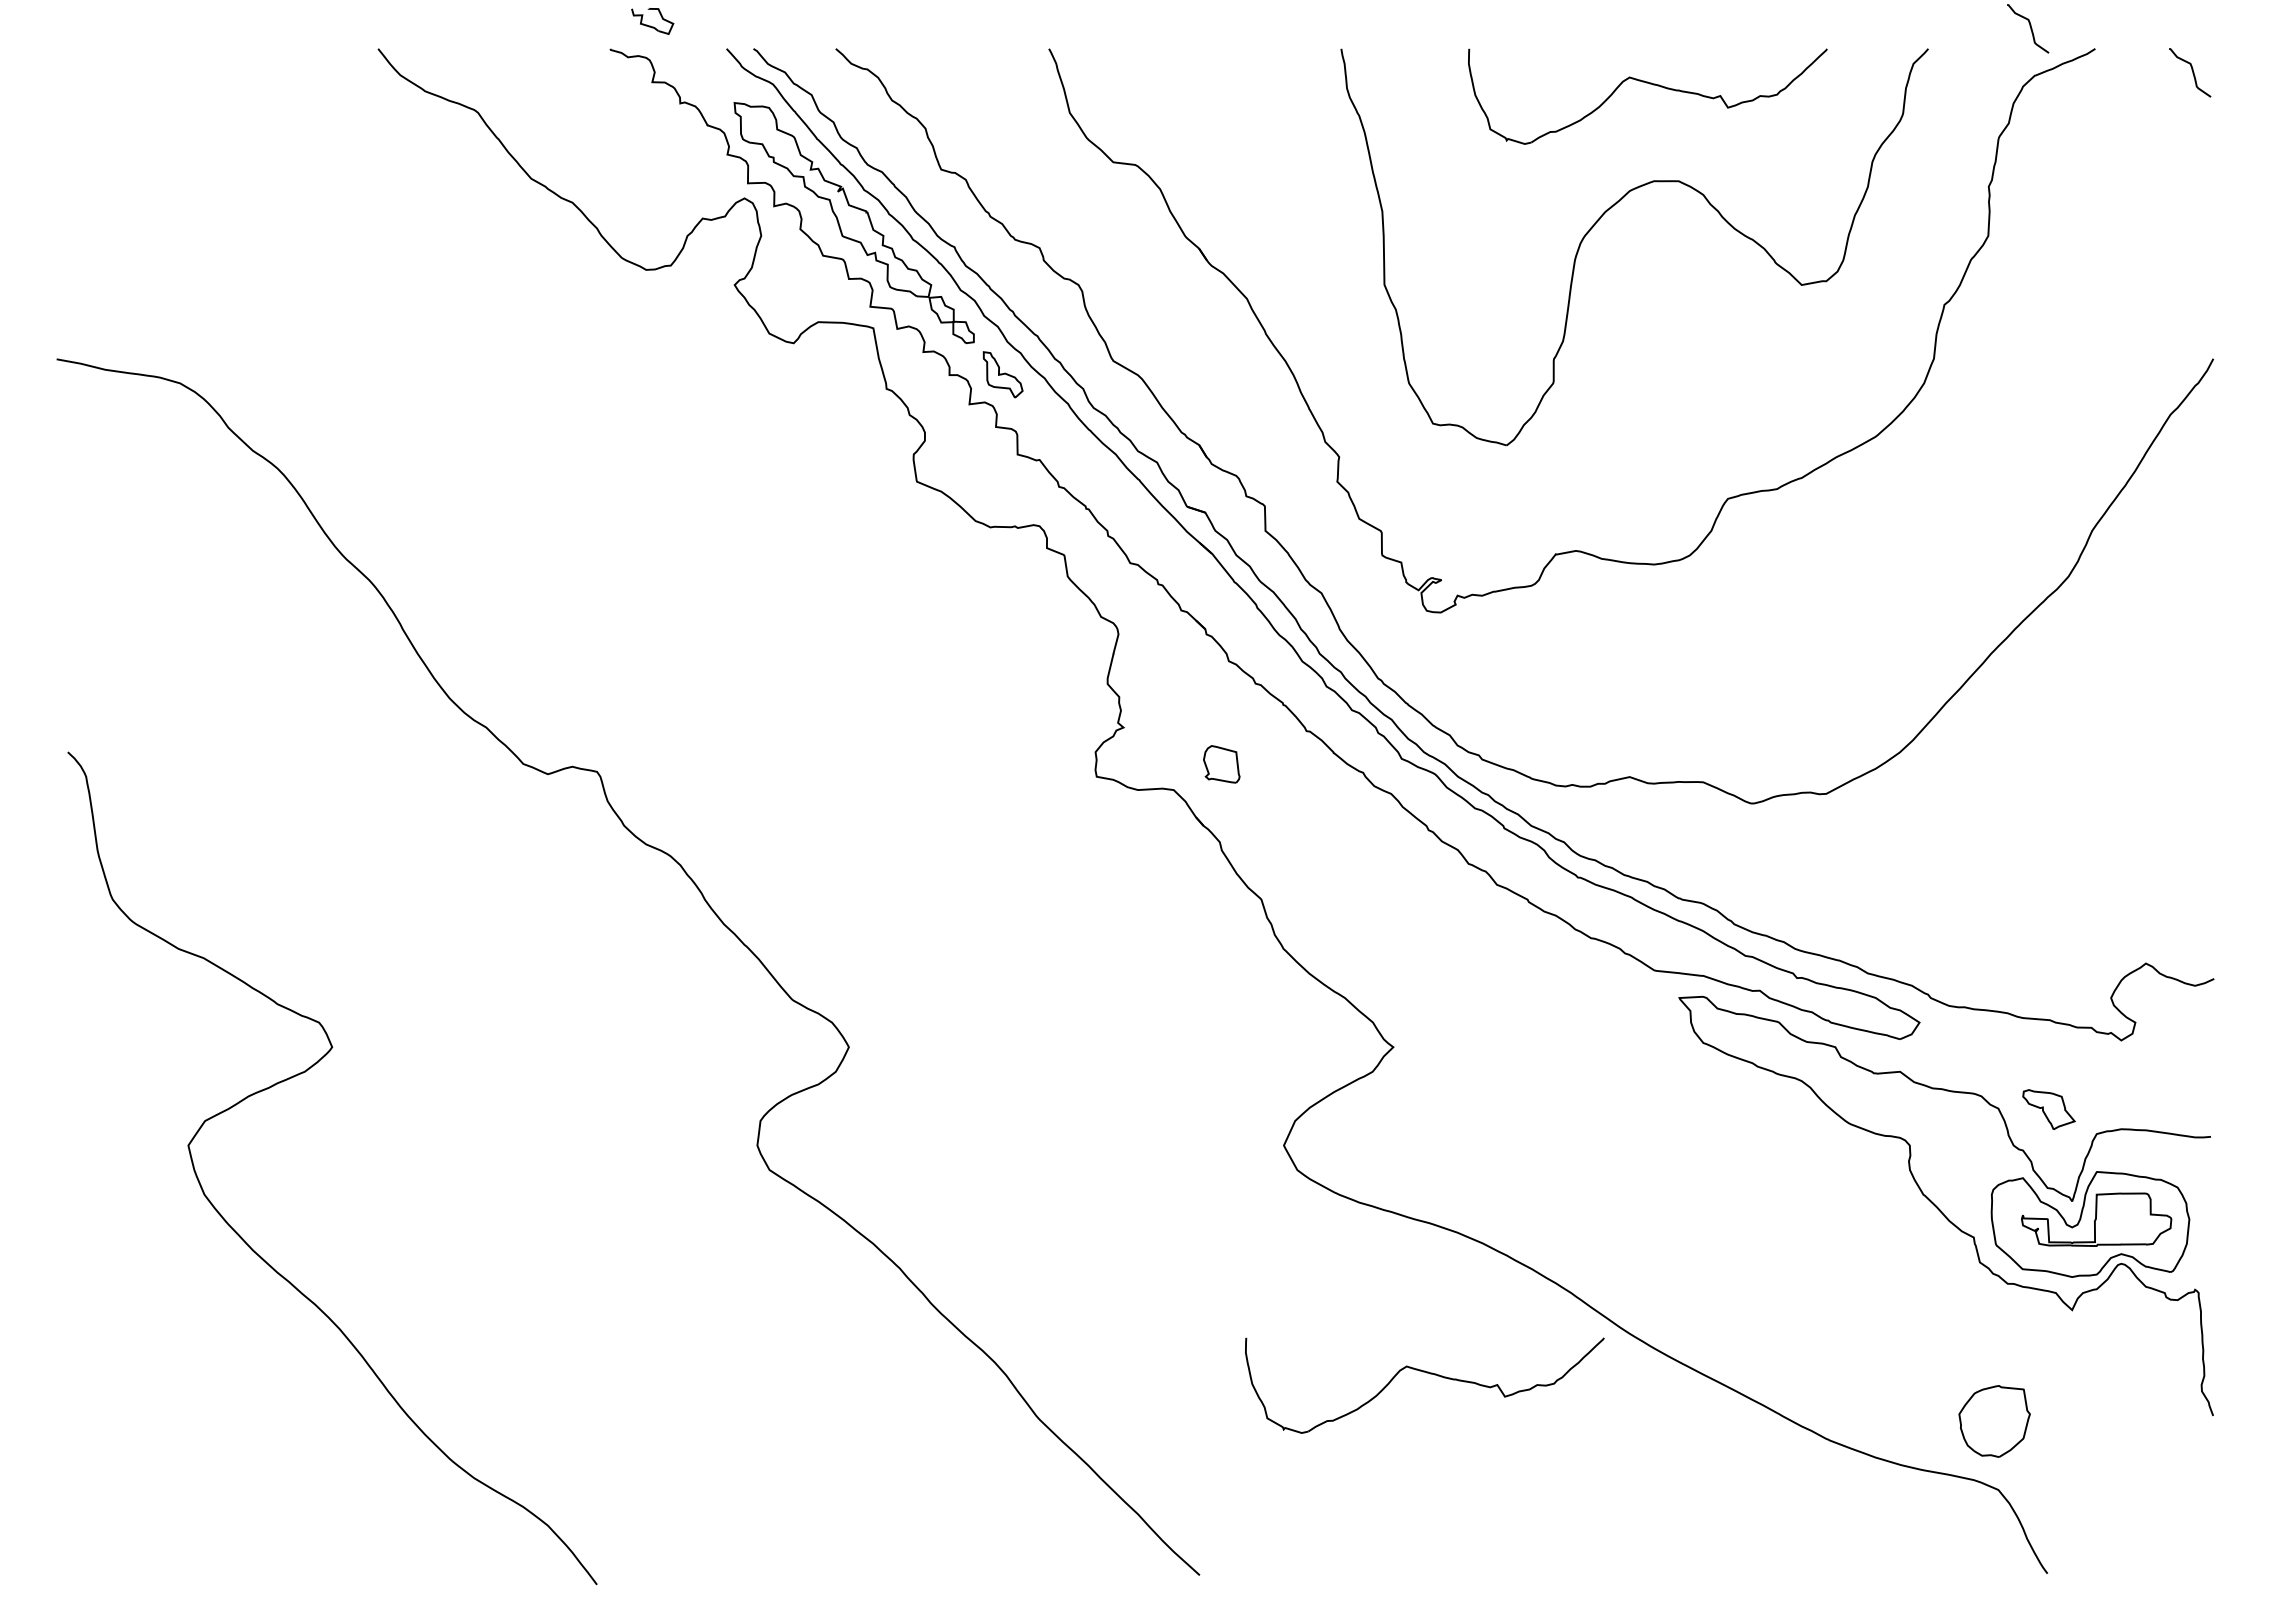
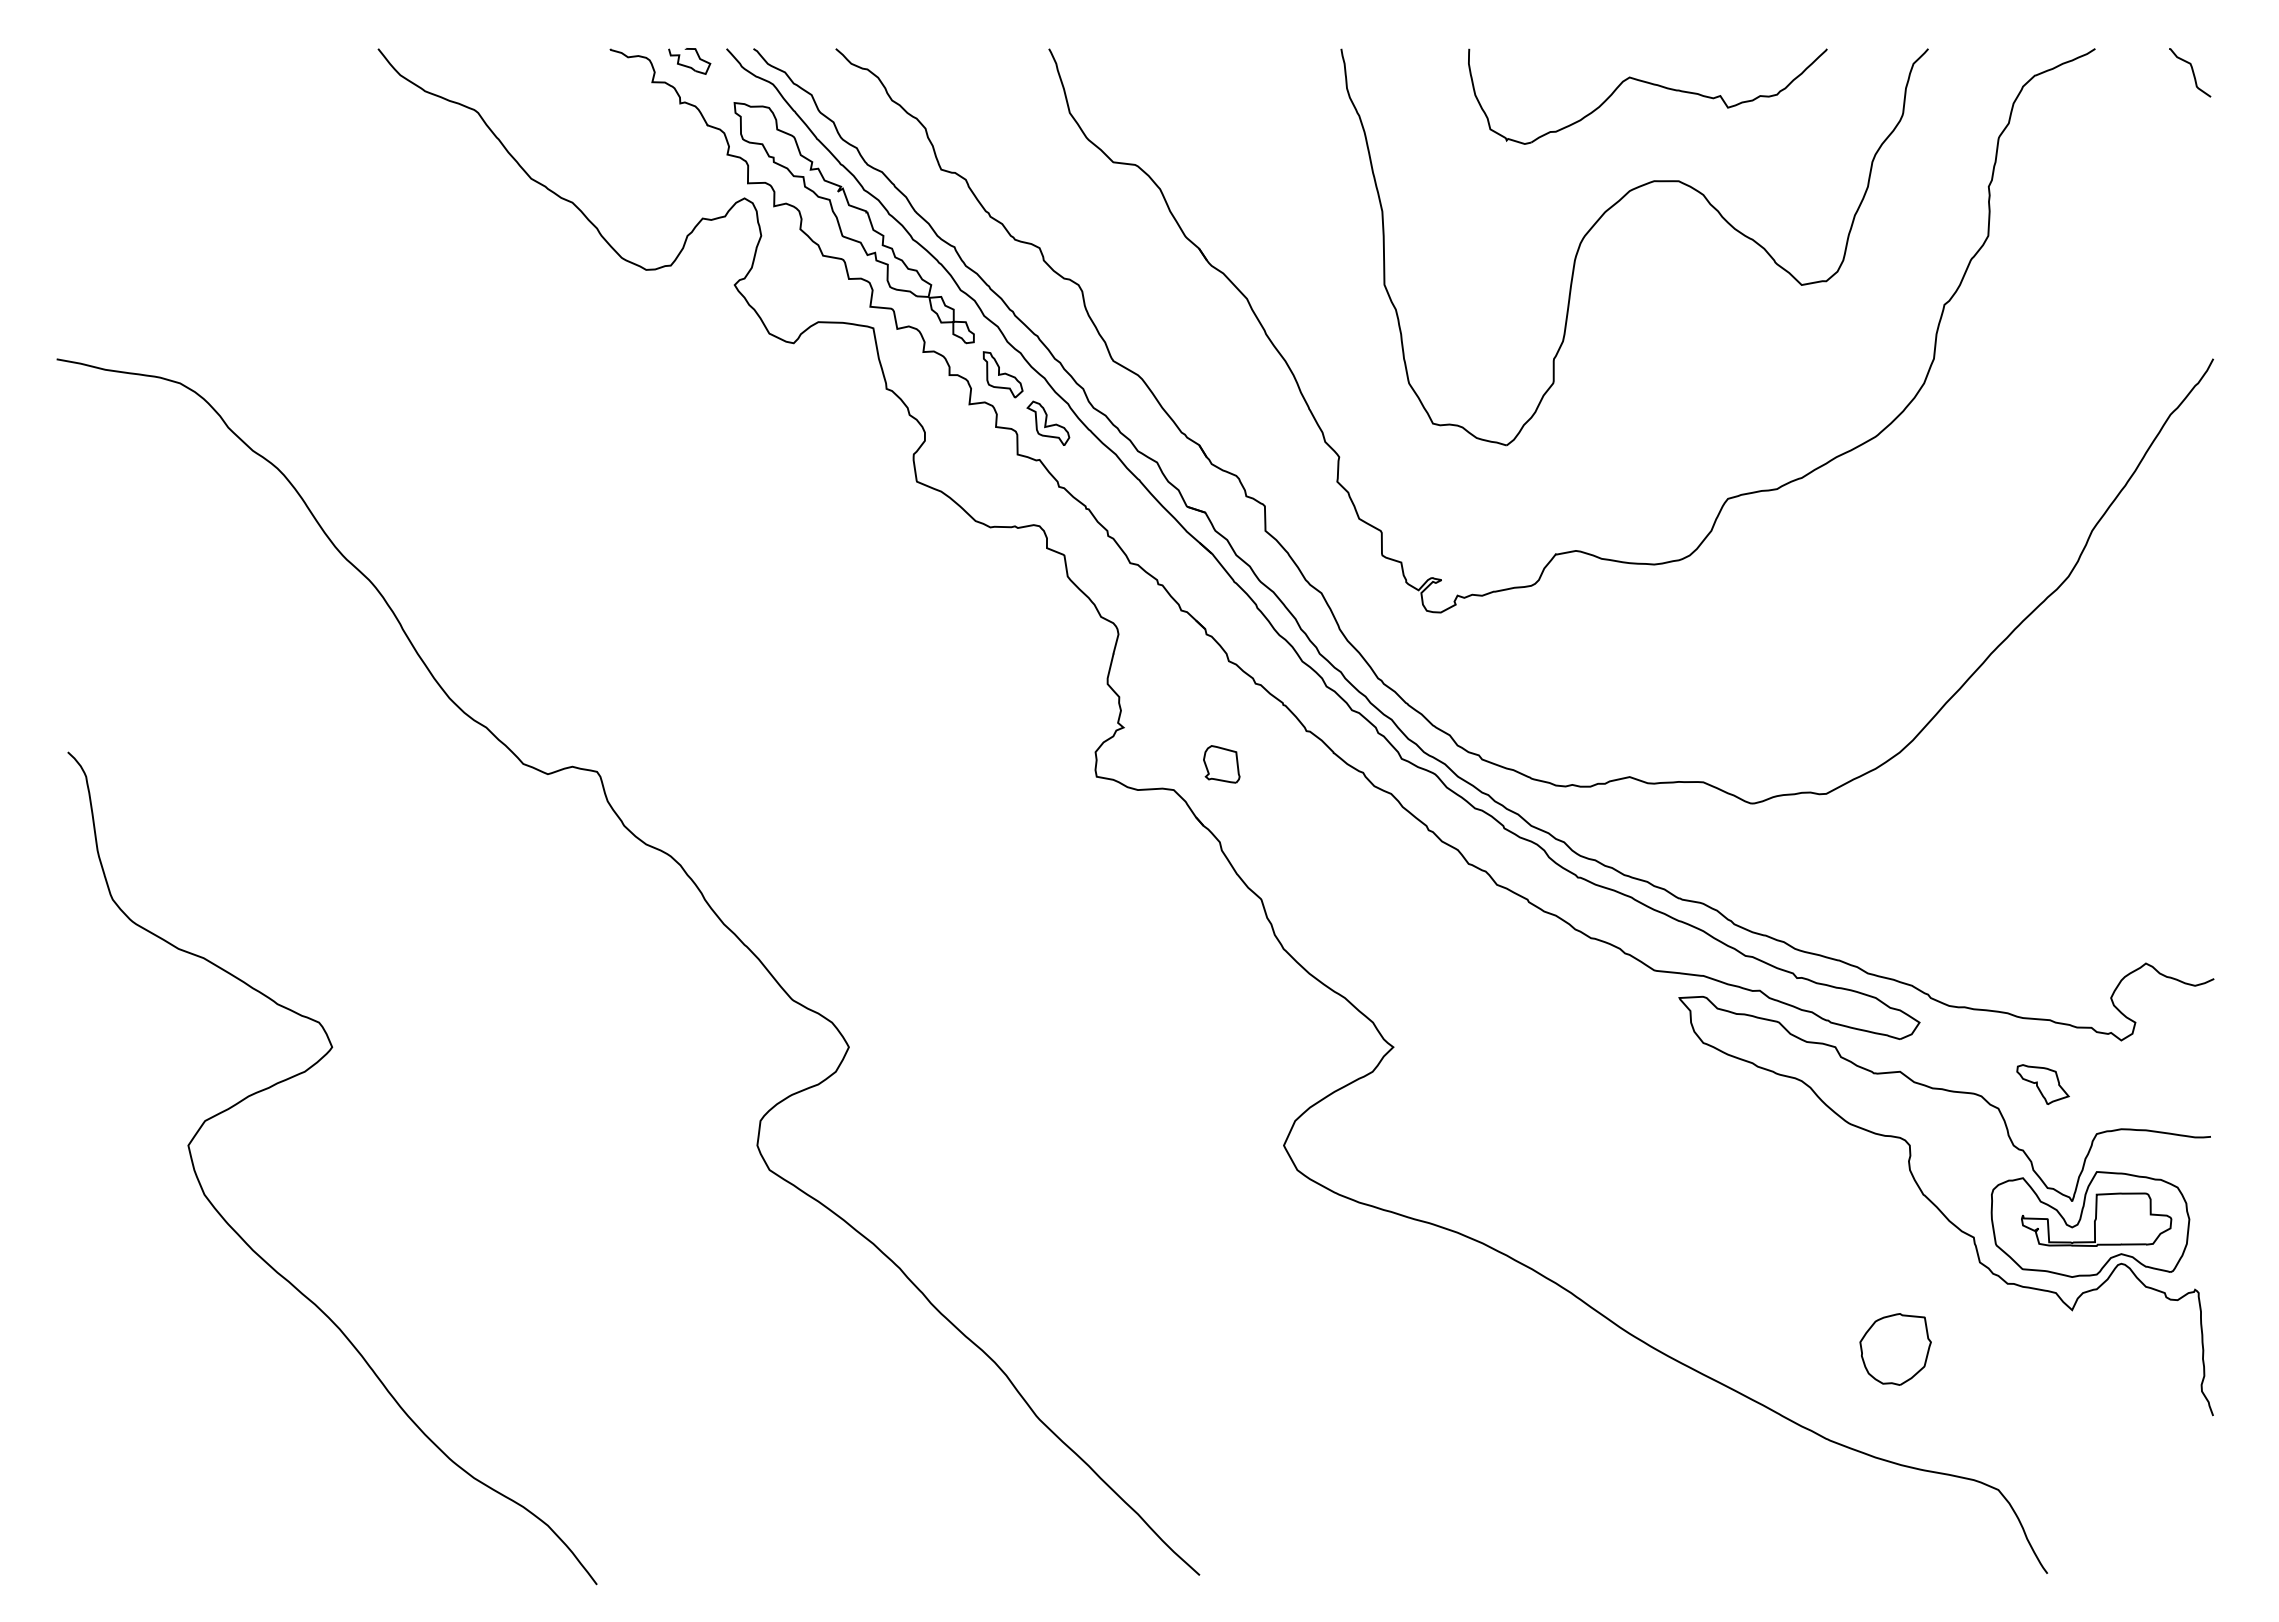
part position: (652, 21) -> (689, 61) (689, 61)
curve: present -> none (2030, 28)
part: none -> present (1048, 422)
part position: (2048, 1109) -> (2042, 1084) (2042, 1084)
part: present -> none (1426, 1373)
part position: (1994, 1421) -> (1895, 1349) (1895, 1349)
